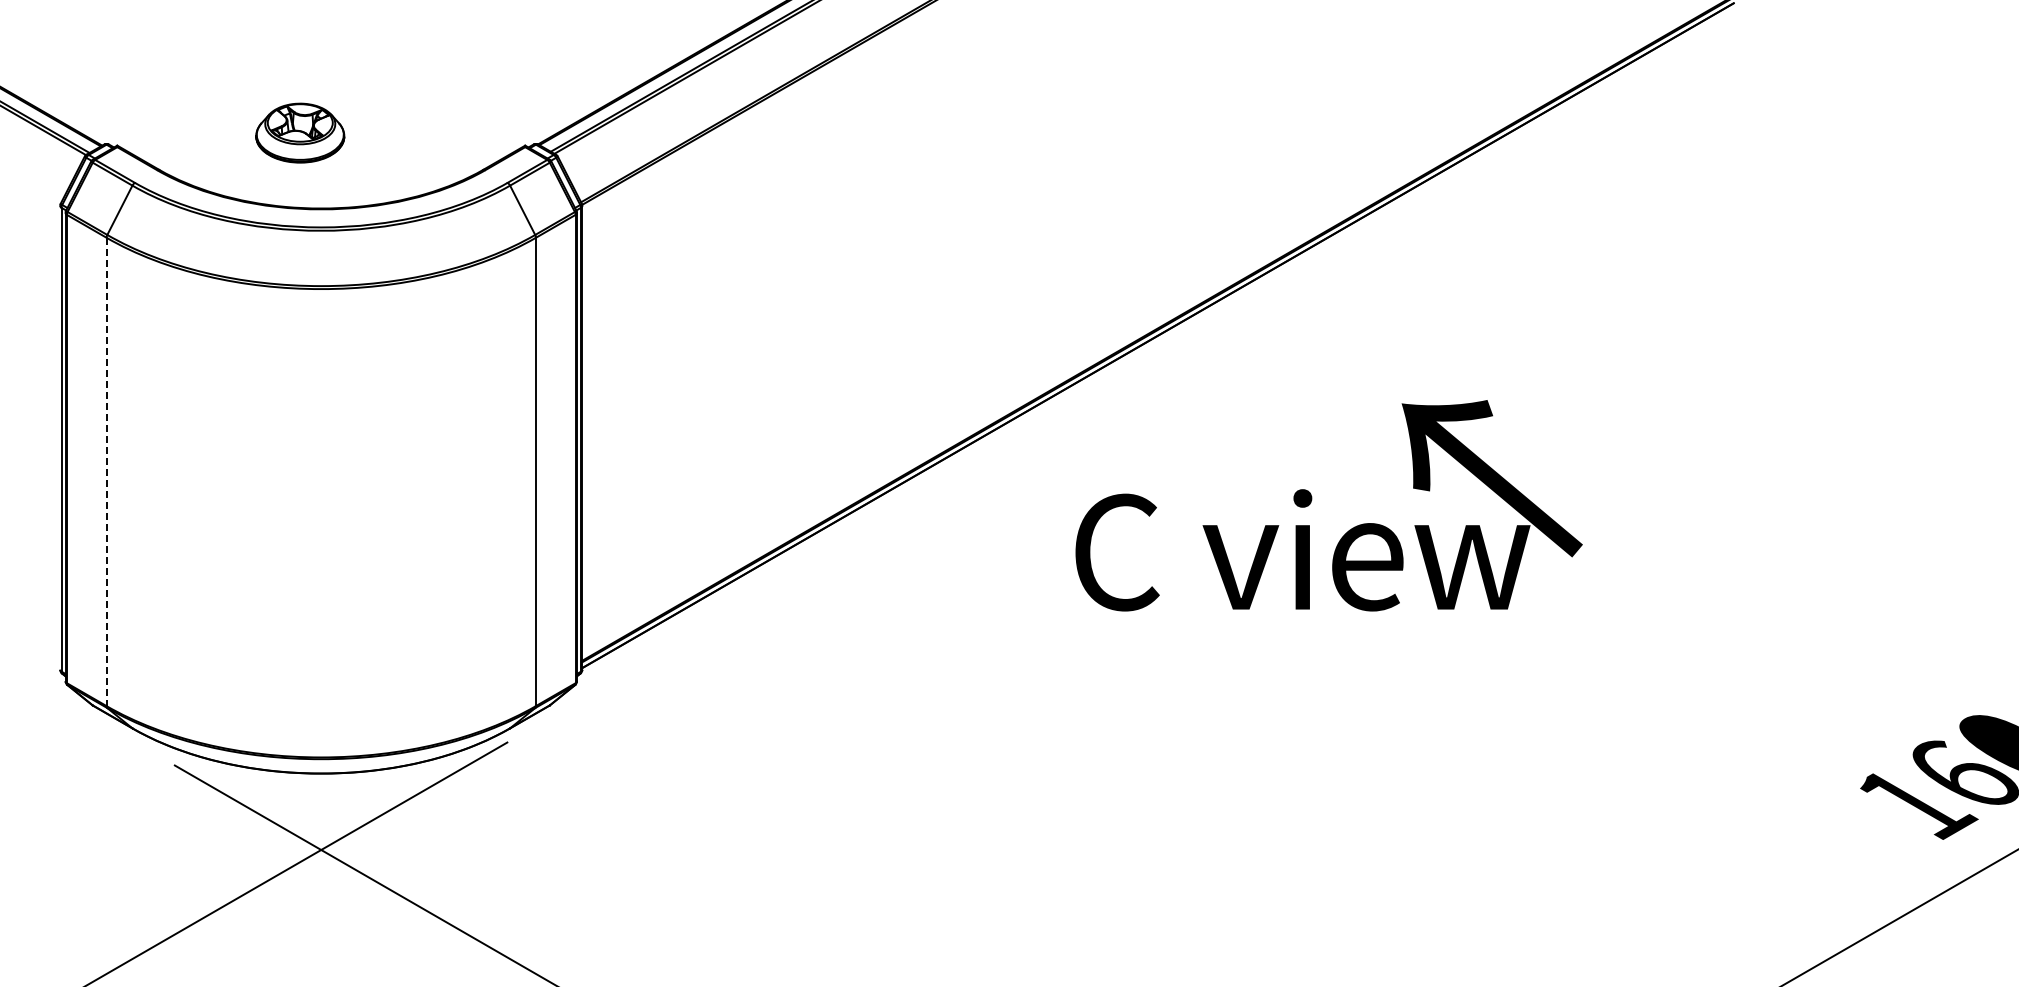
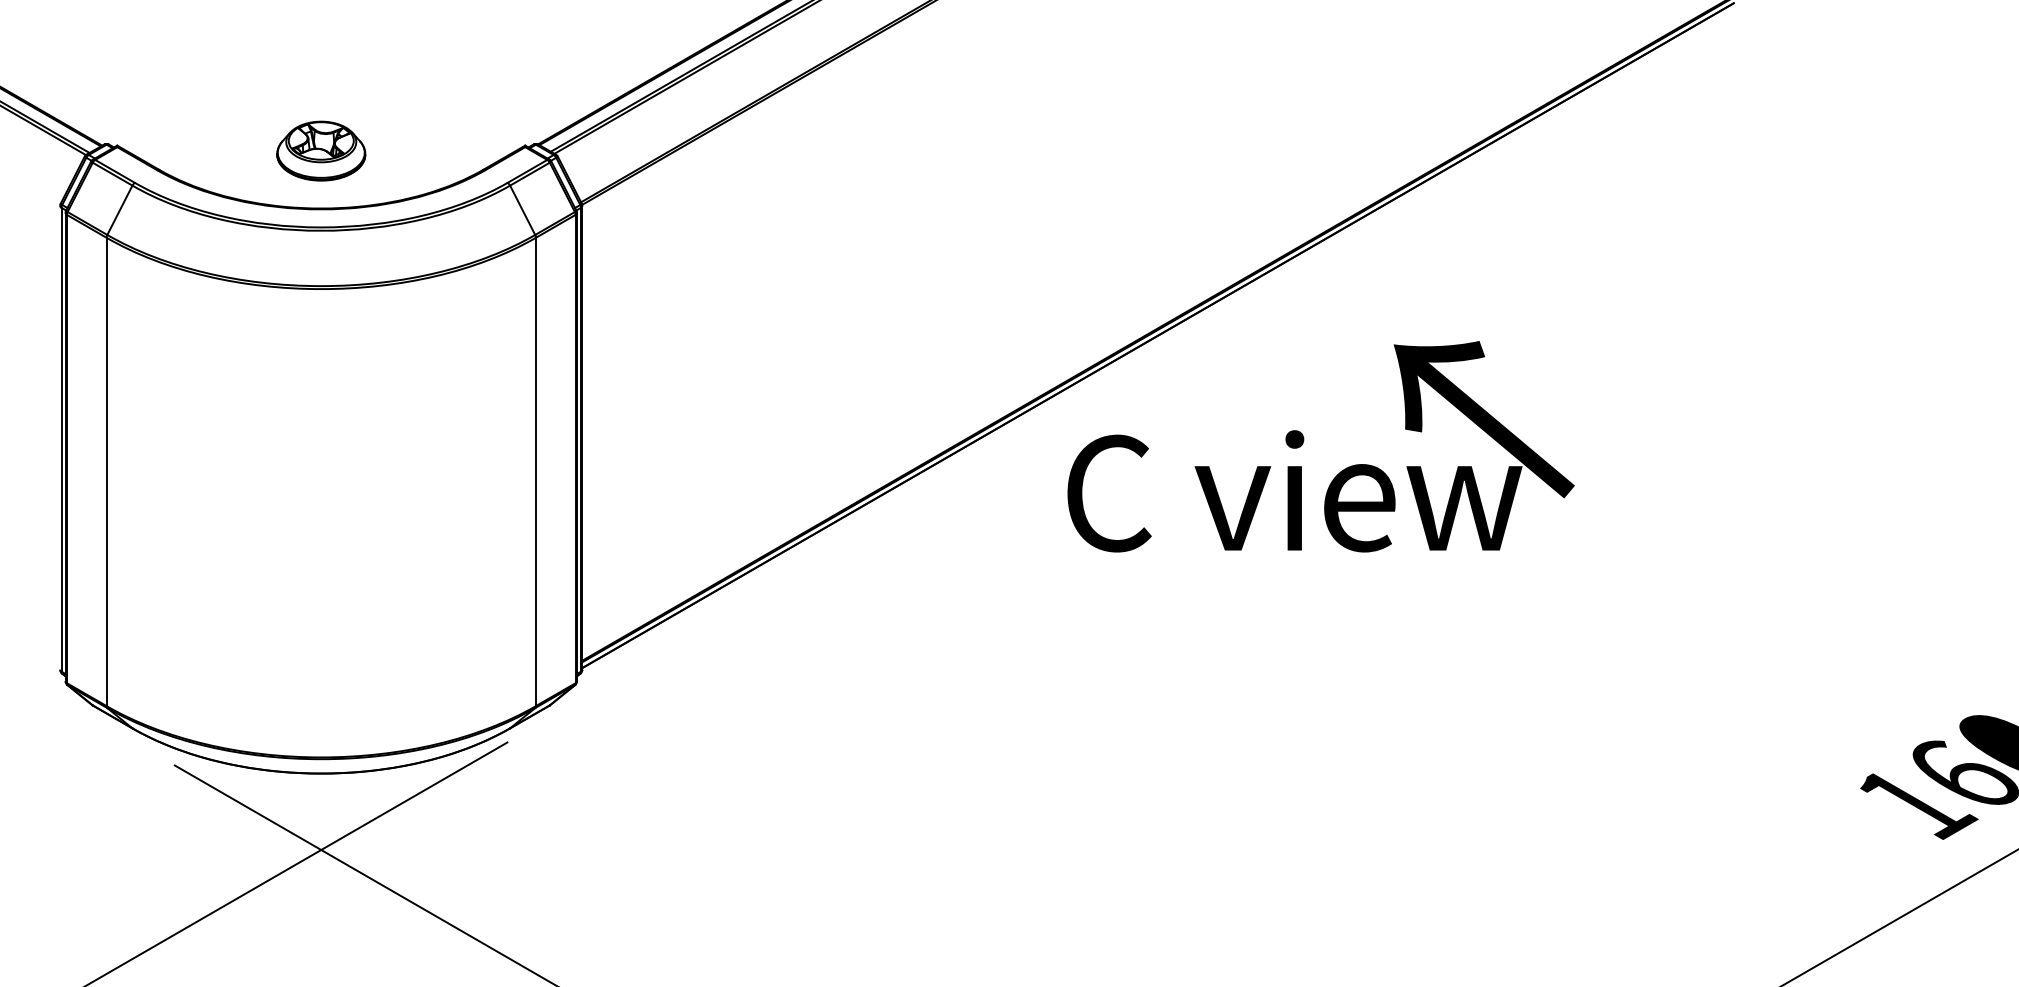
part position: (300, 132) -> (321, 150) (321, 150)
line: dashed -> solid (106, 472)
text position: (1328, 505) -> (1320, 446) (1320, 446)
